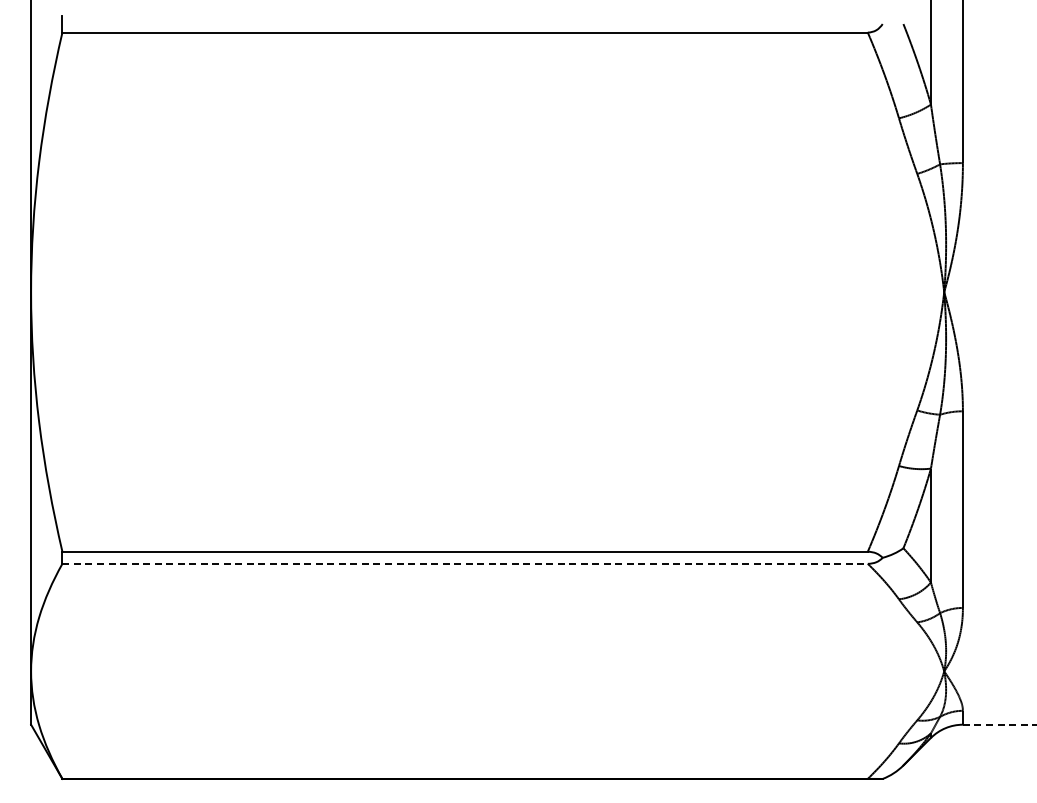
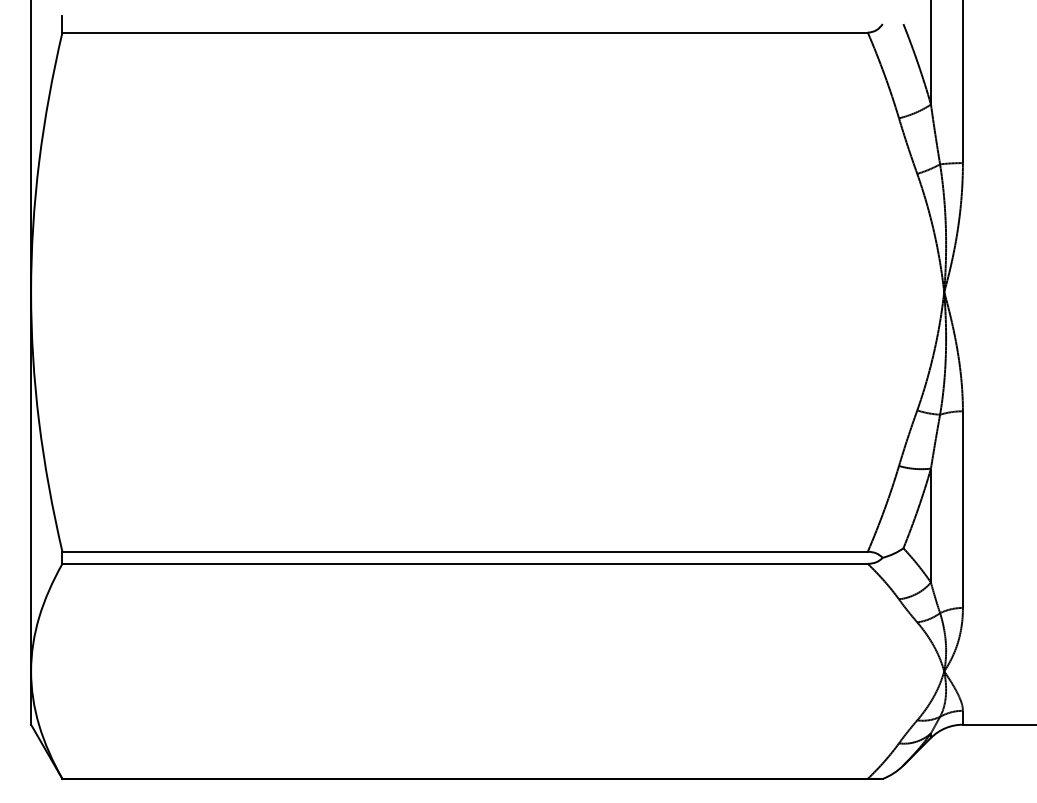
line: dashed -> solid (465, 563)
line: dashed -> solid (999, 724)
